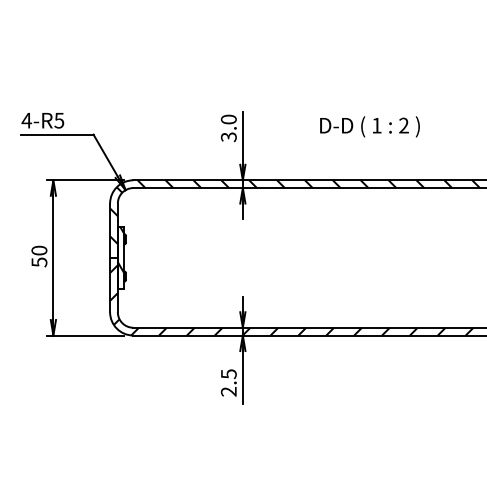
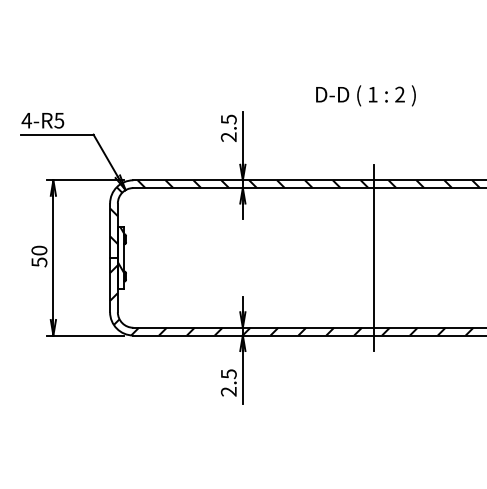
text position: (369, 126) -> (365, 95) (365, 95)
text: 3.0 -> 2.5 (228, 128)
line: none -> present (373, 257)
